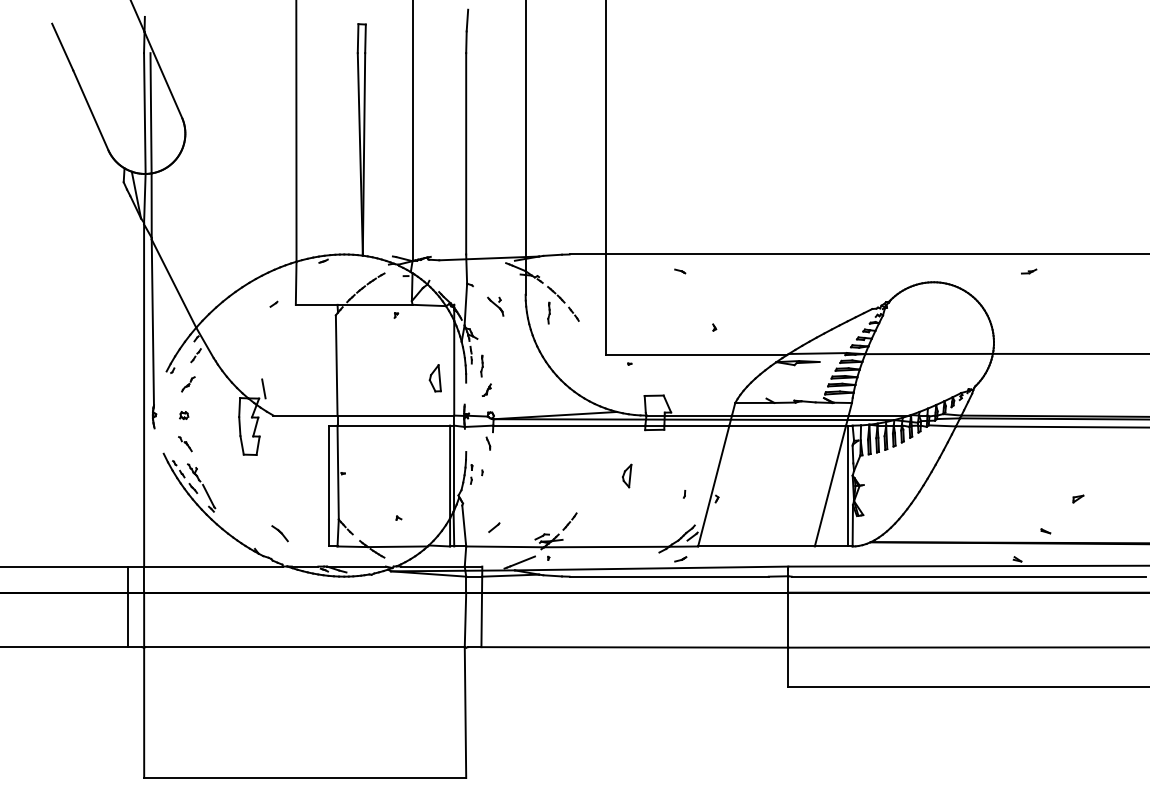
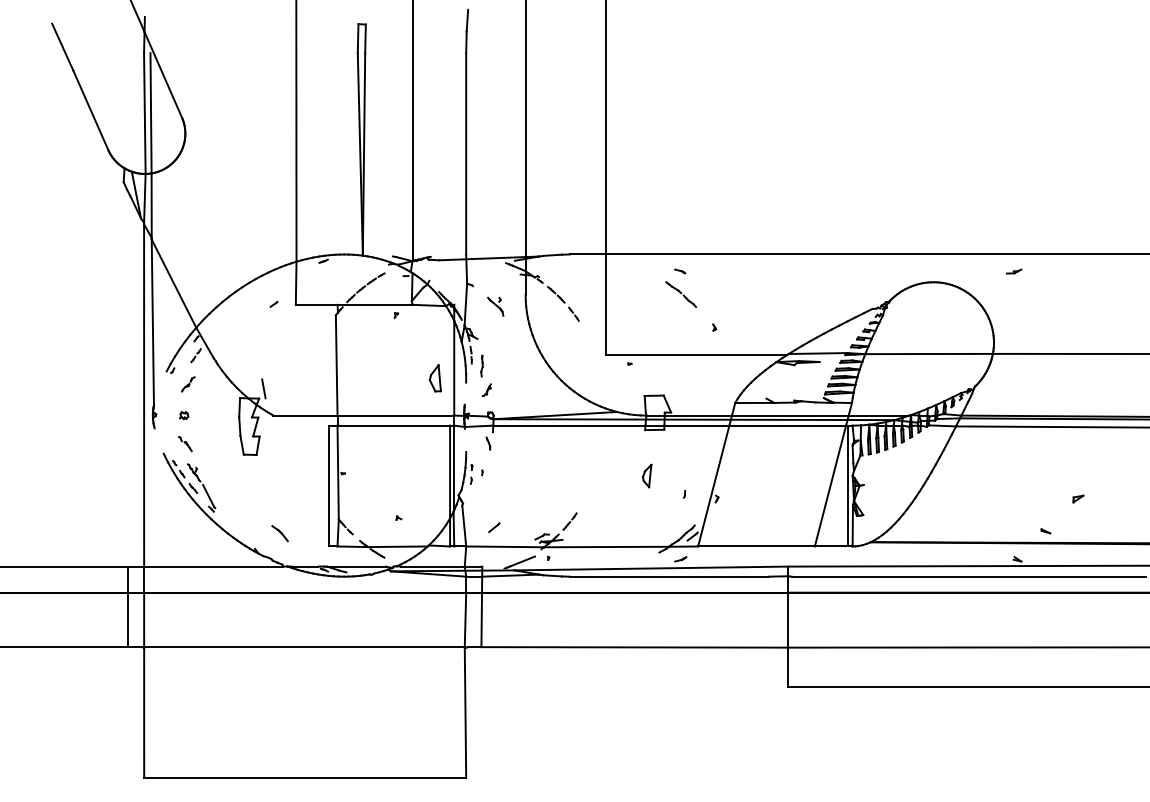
part position: (1029, 271) -> (1014, 271) (1014, 271)
part: none -> present (681, 294)
line: present -> none (548, 312)
part position: (627, 475) -> (647, 475) (647, 475)
